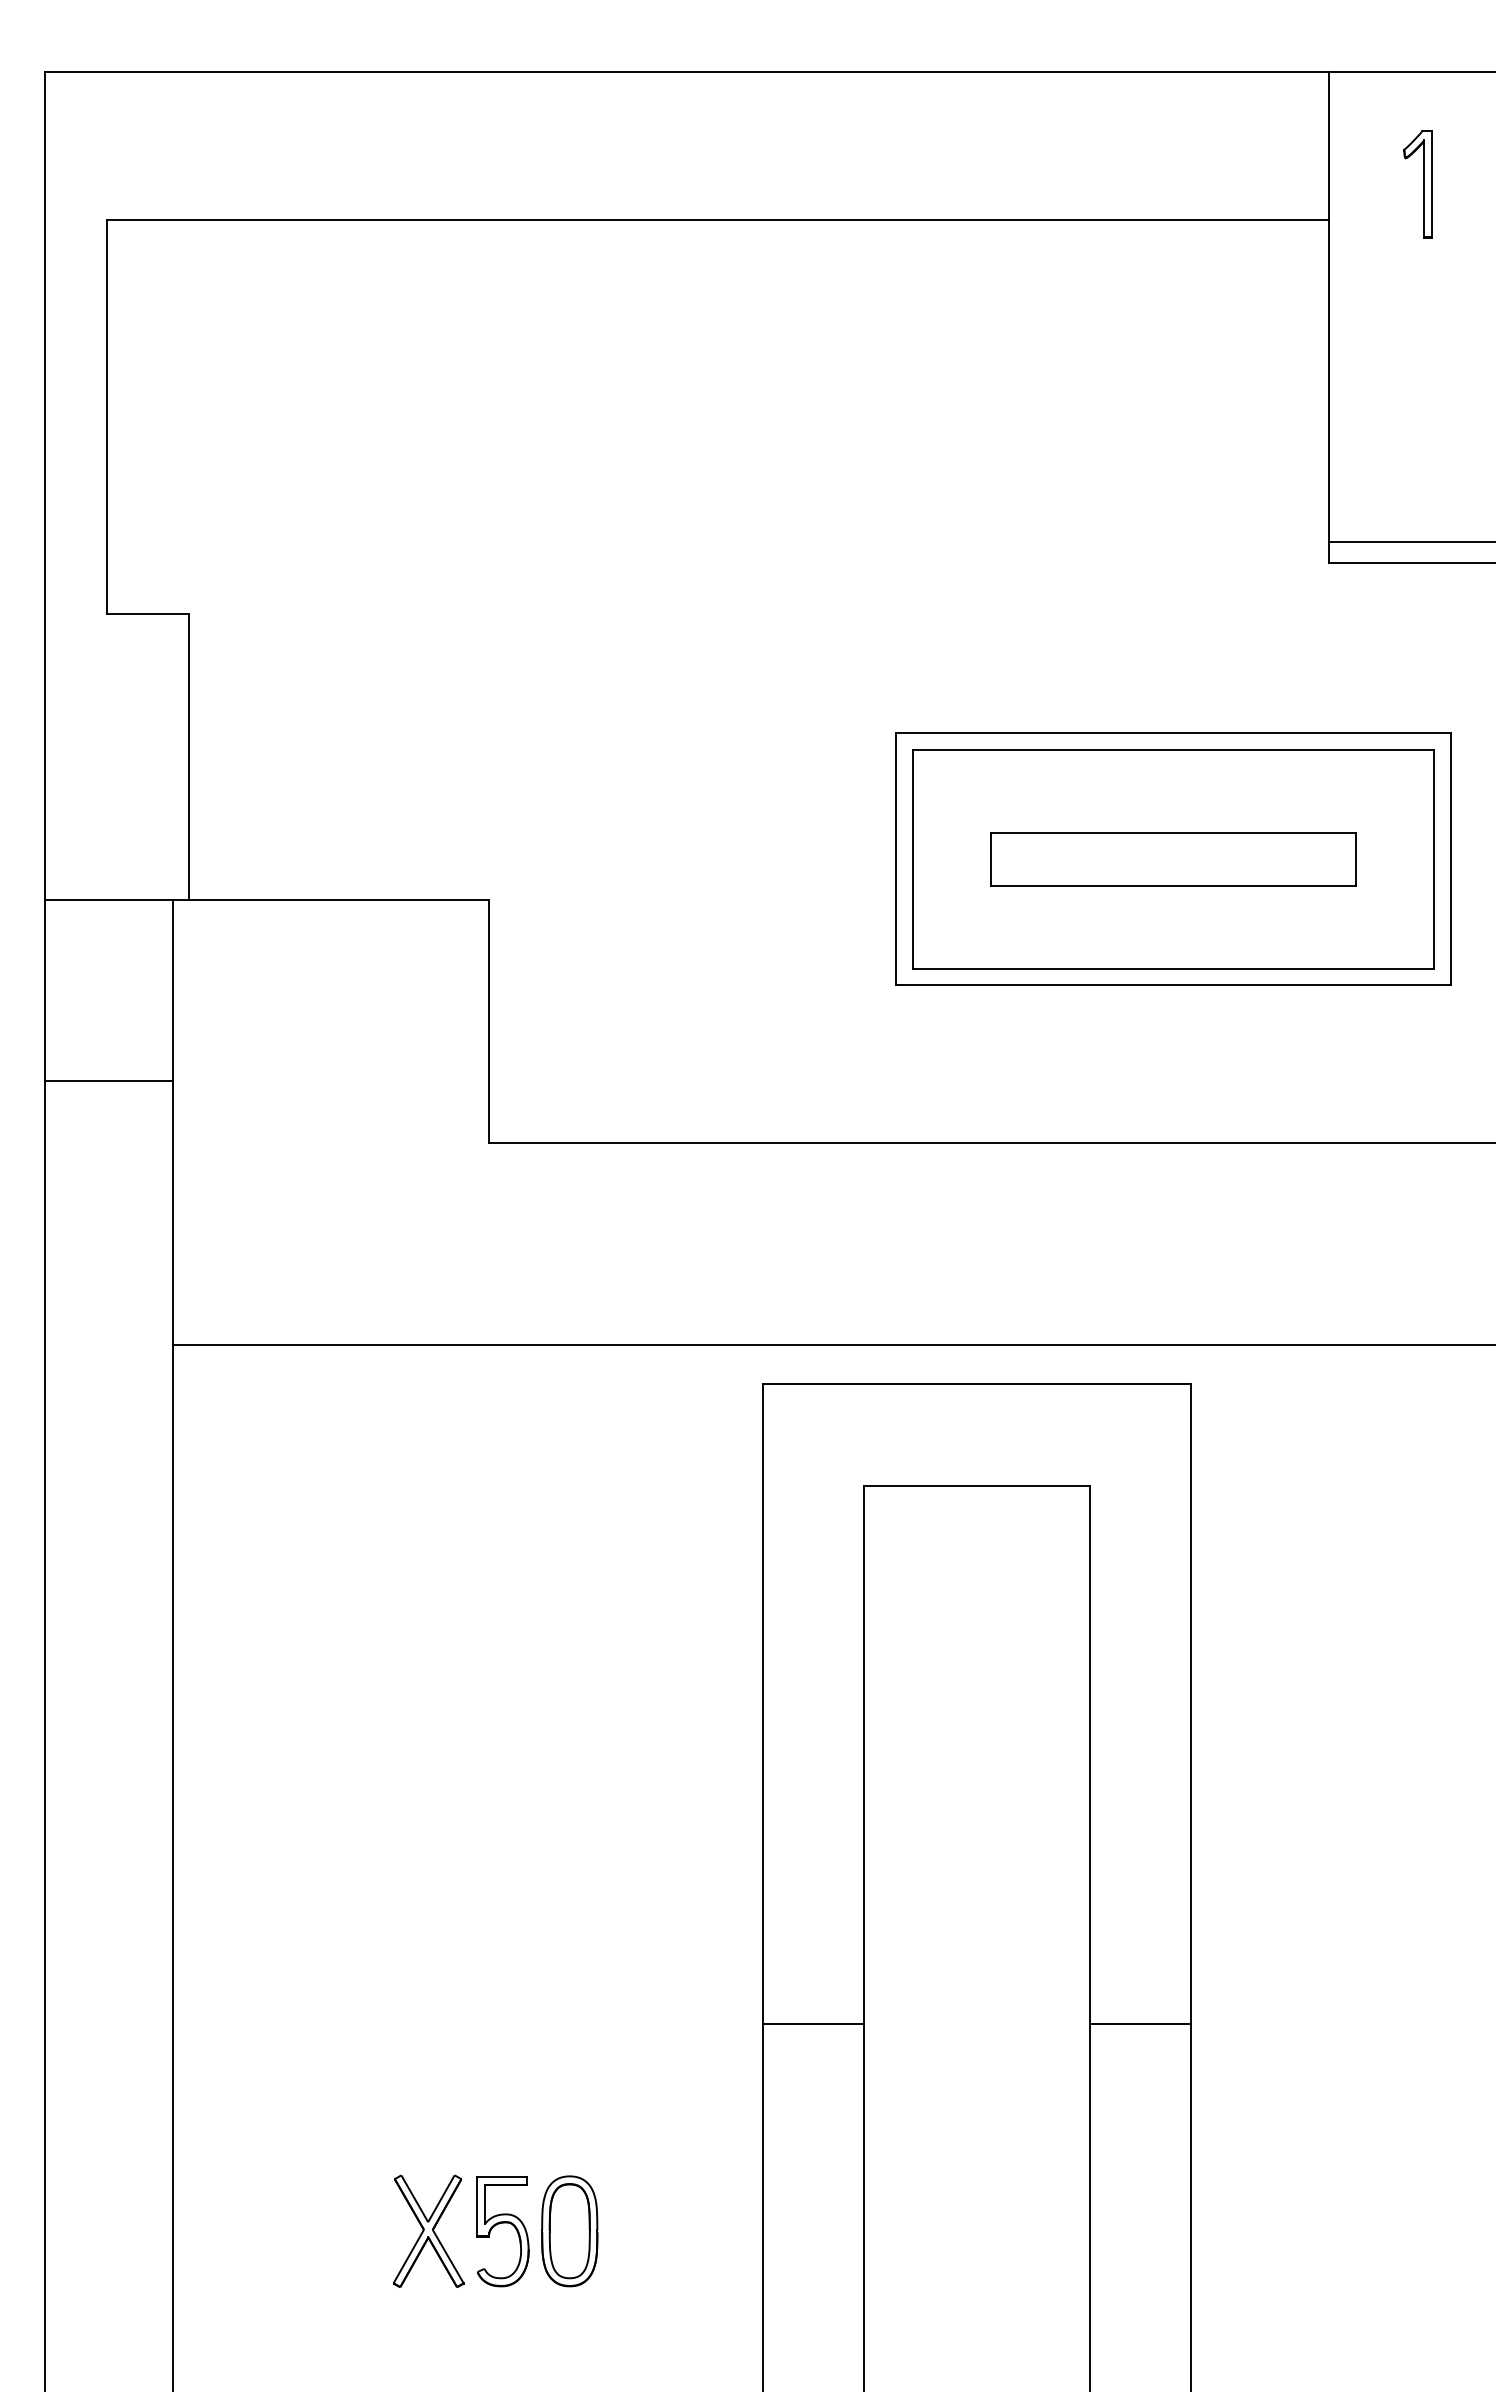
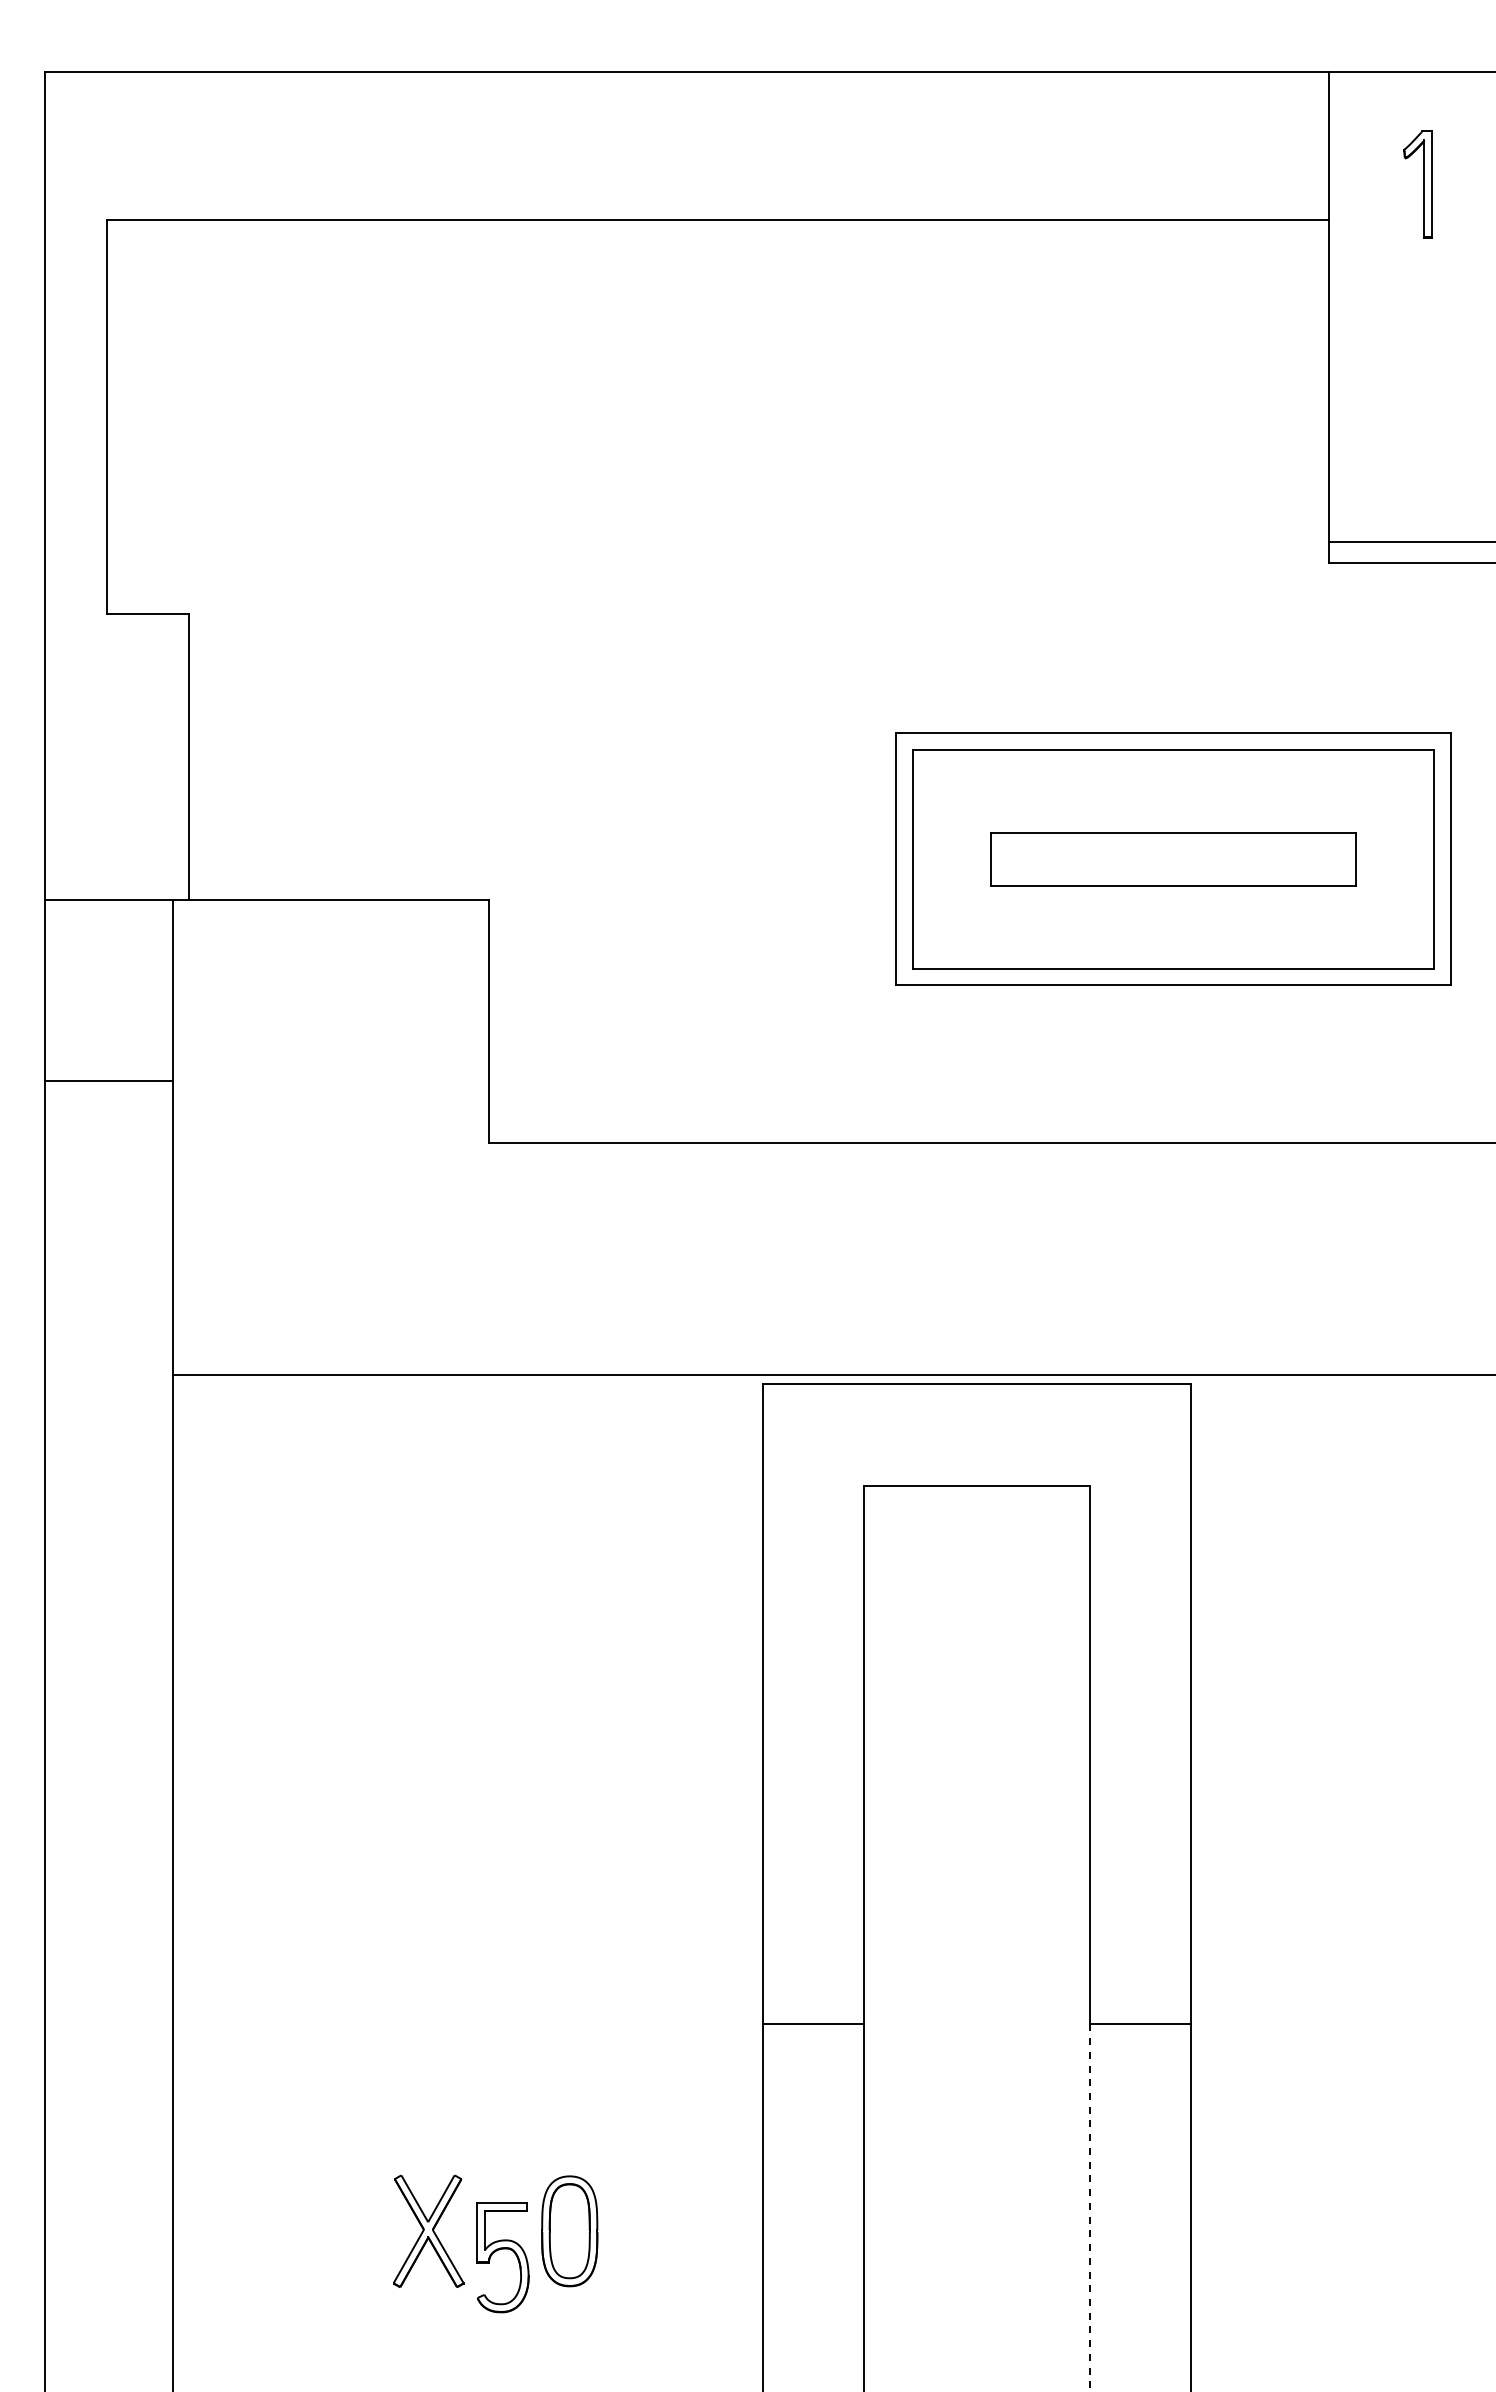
line position: (832, 1344) -> (832, 1374) (832, 1374)
line: solid -> dashed (1090, 2208)
part position: (499, 2224) -> (499, 2250) (499, 2250)
